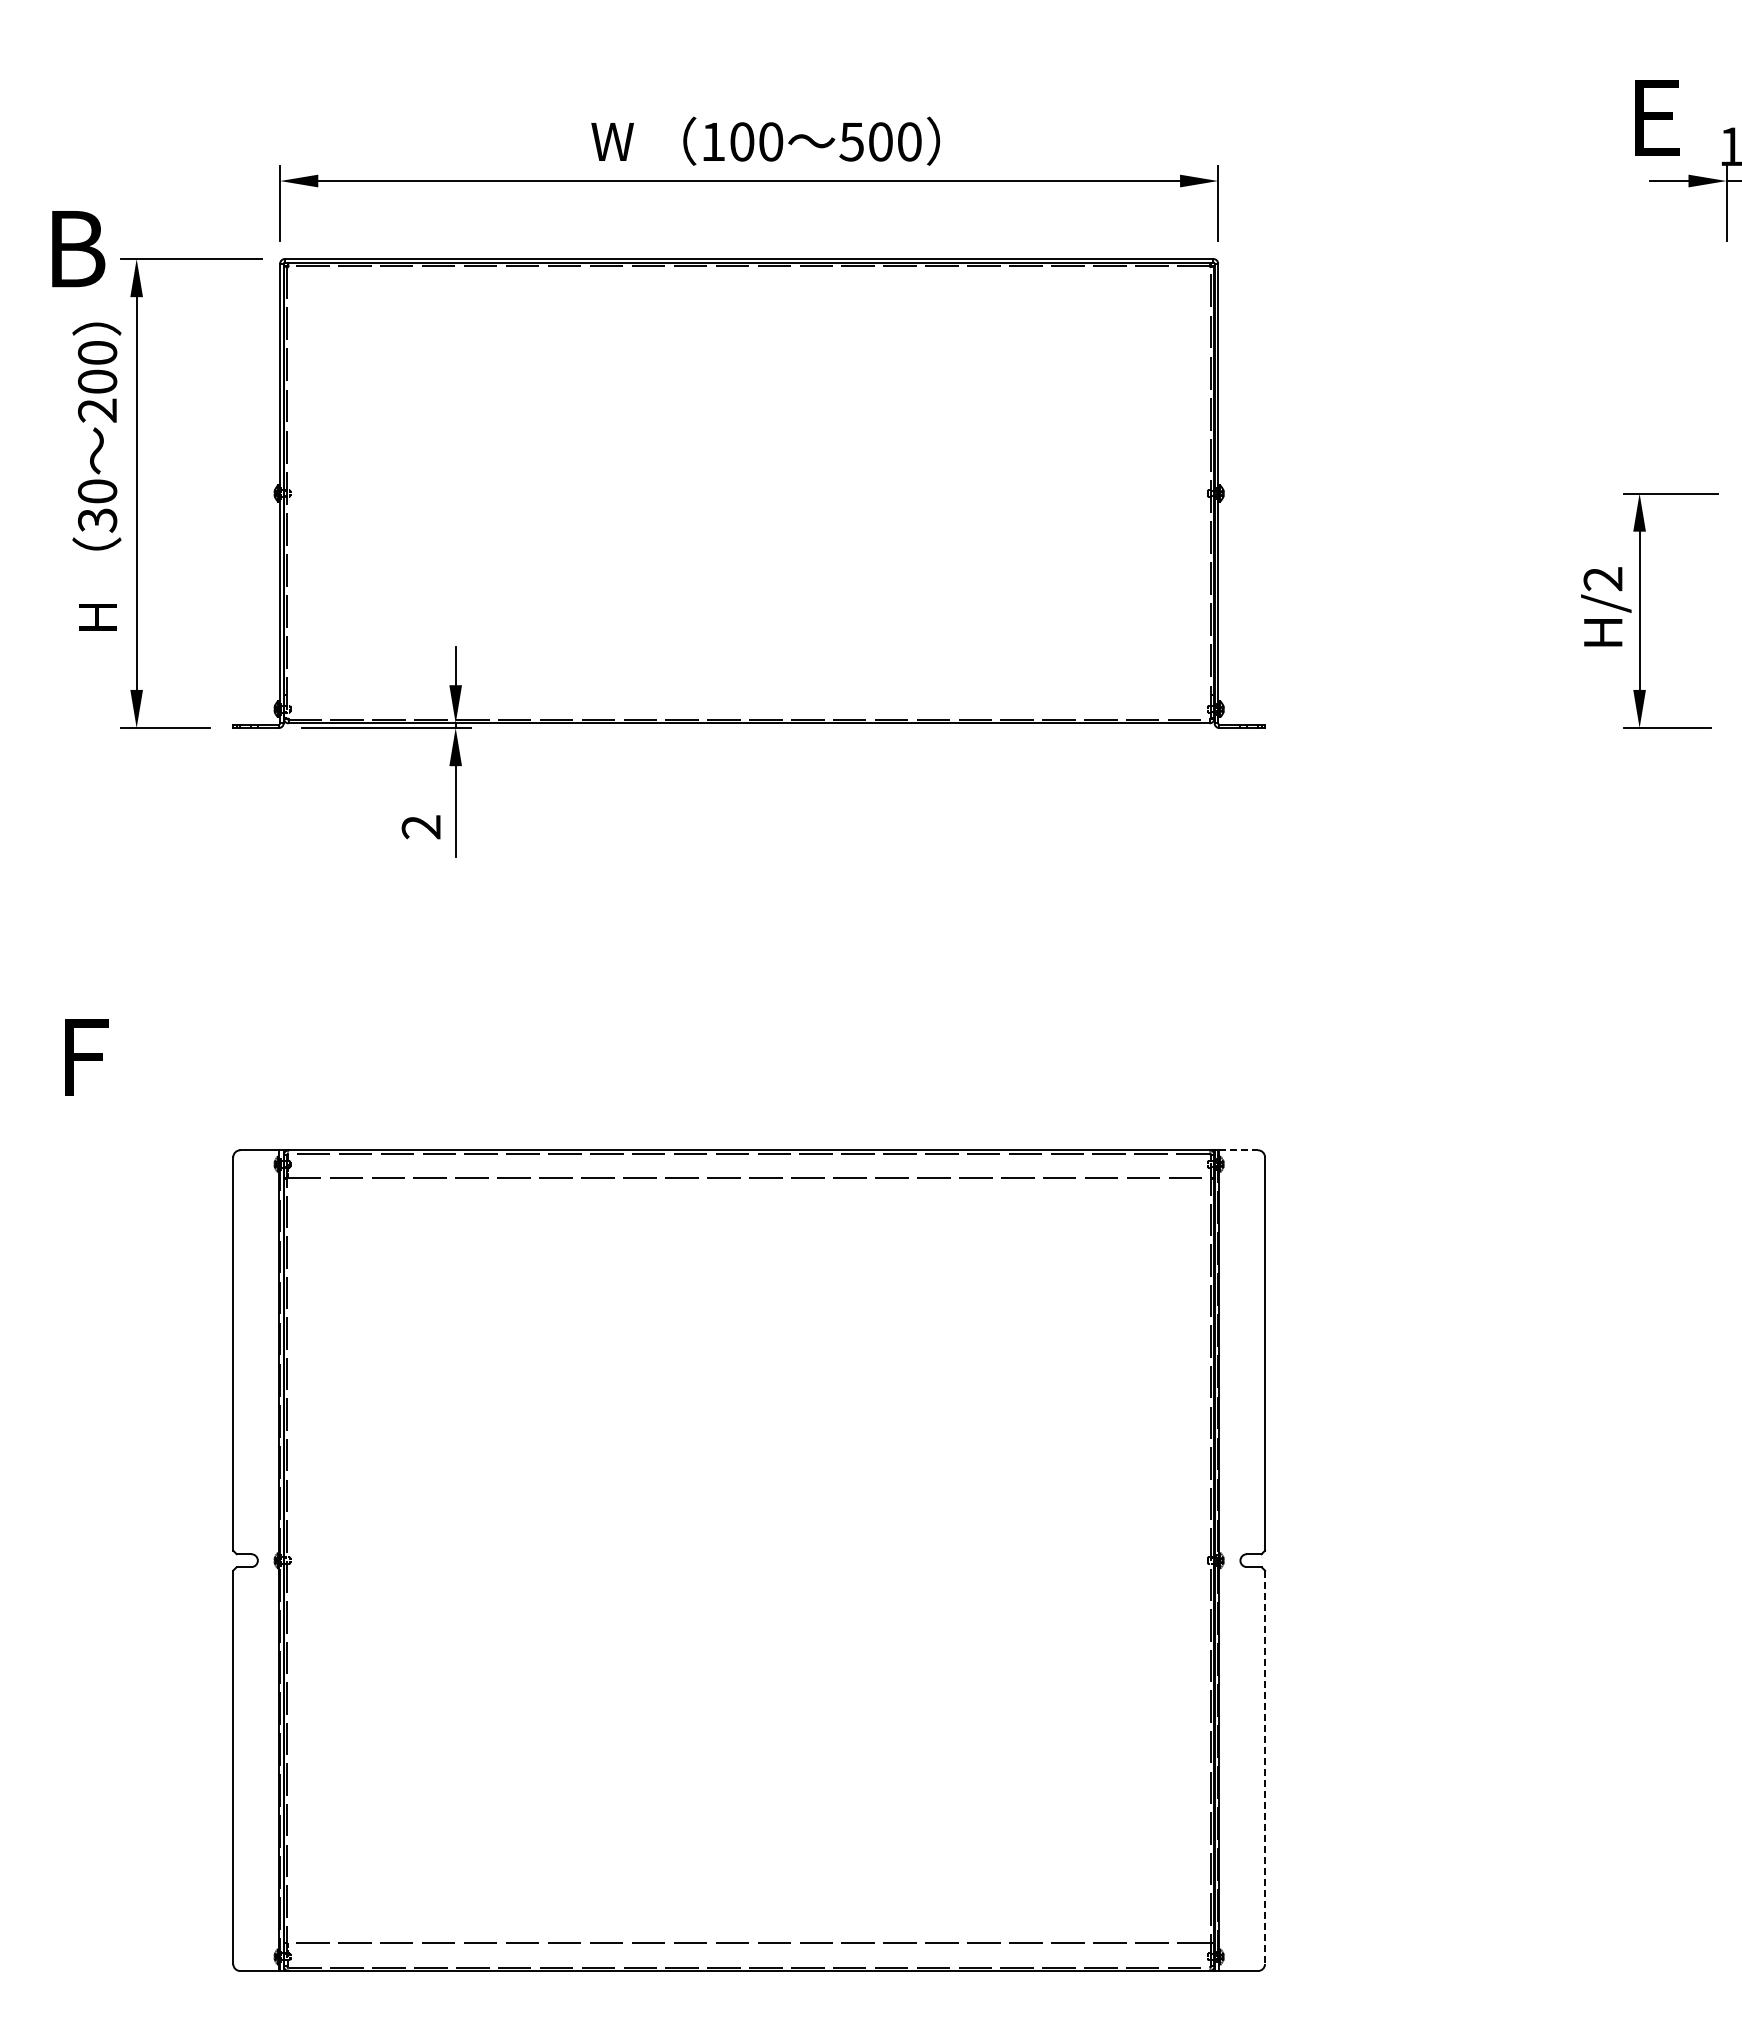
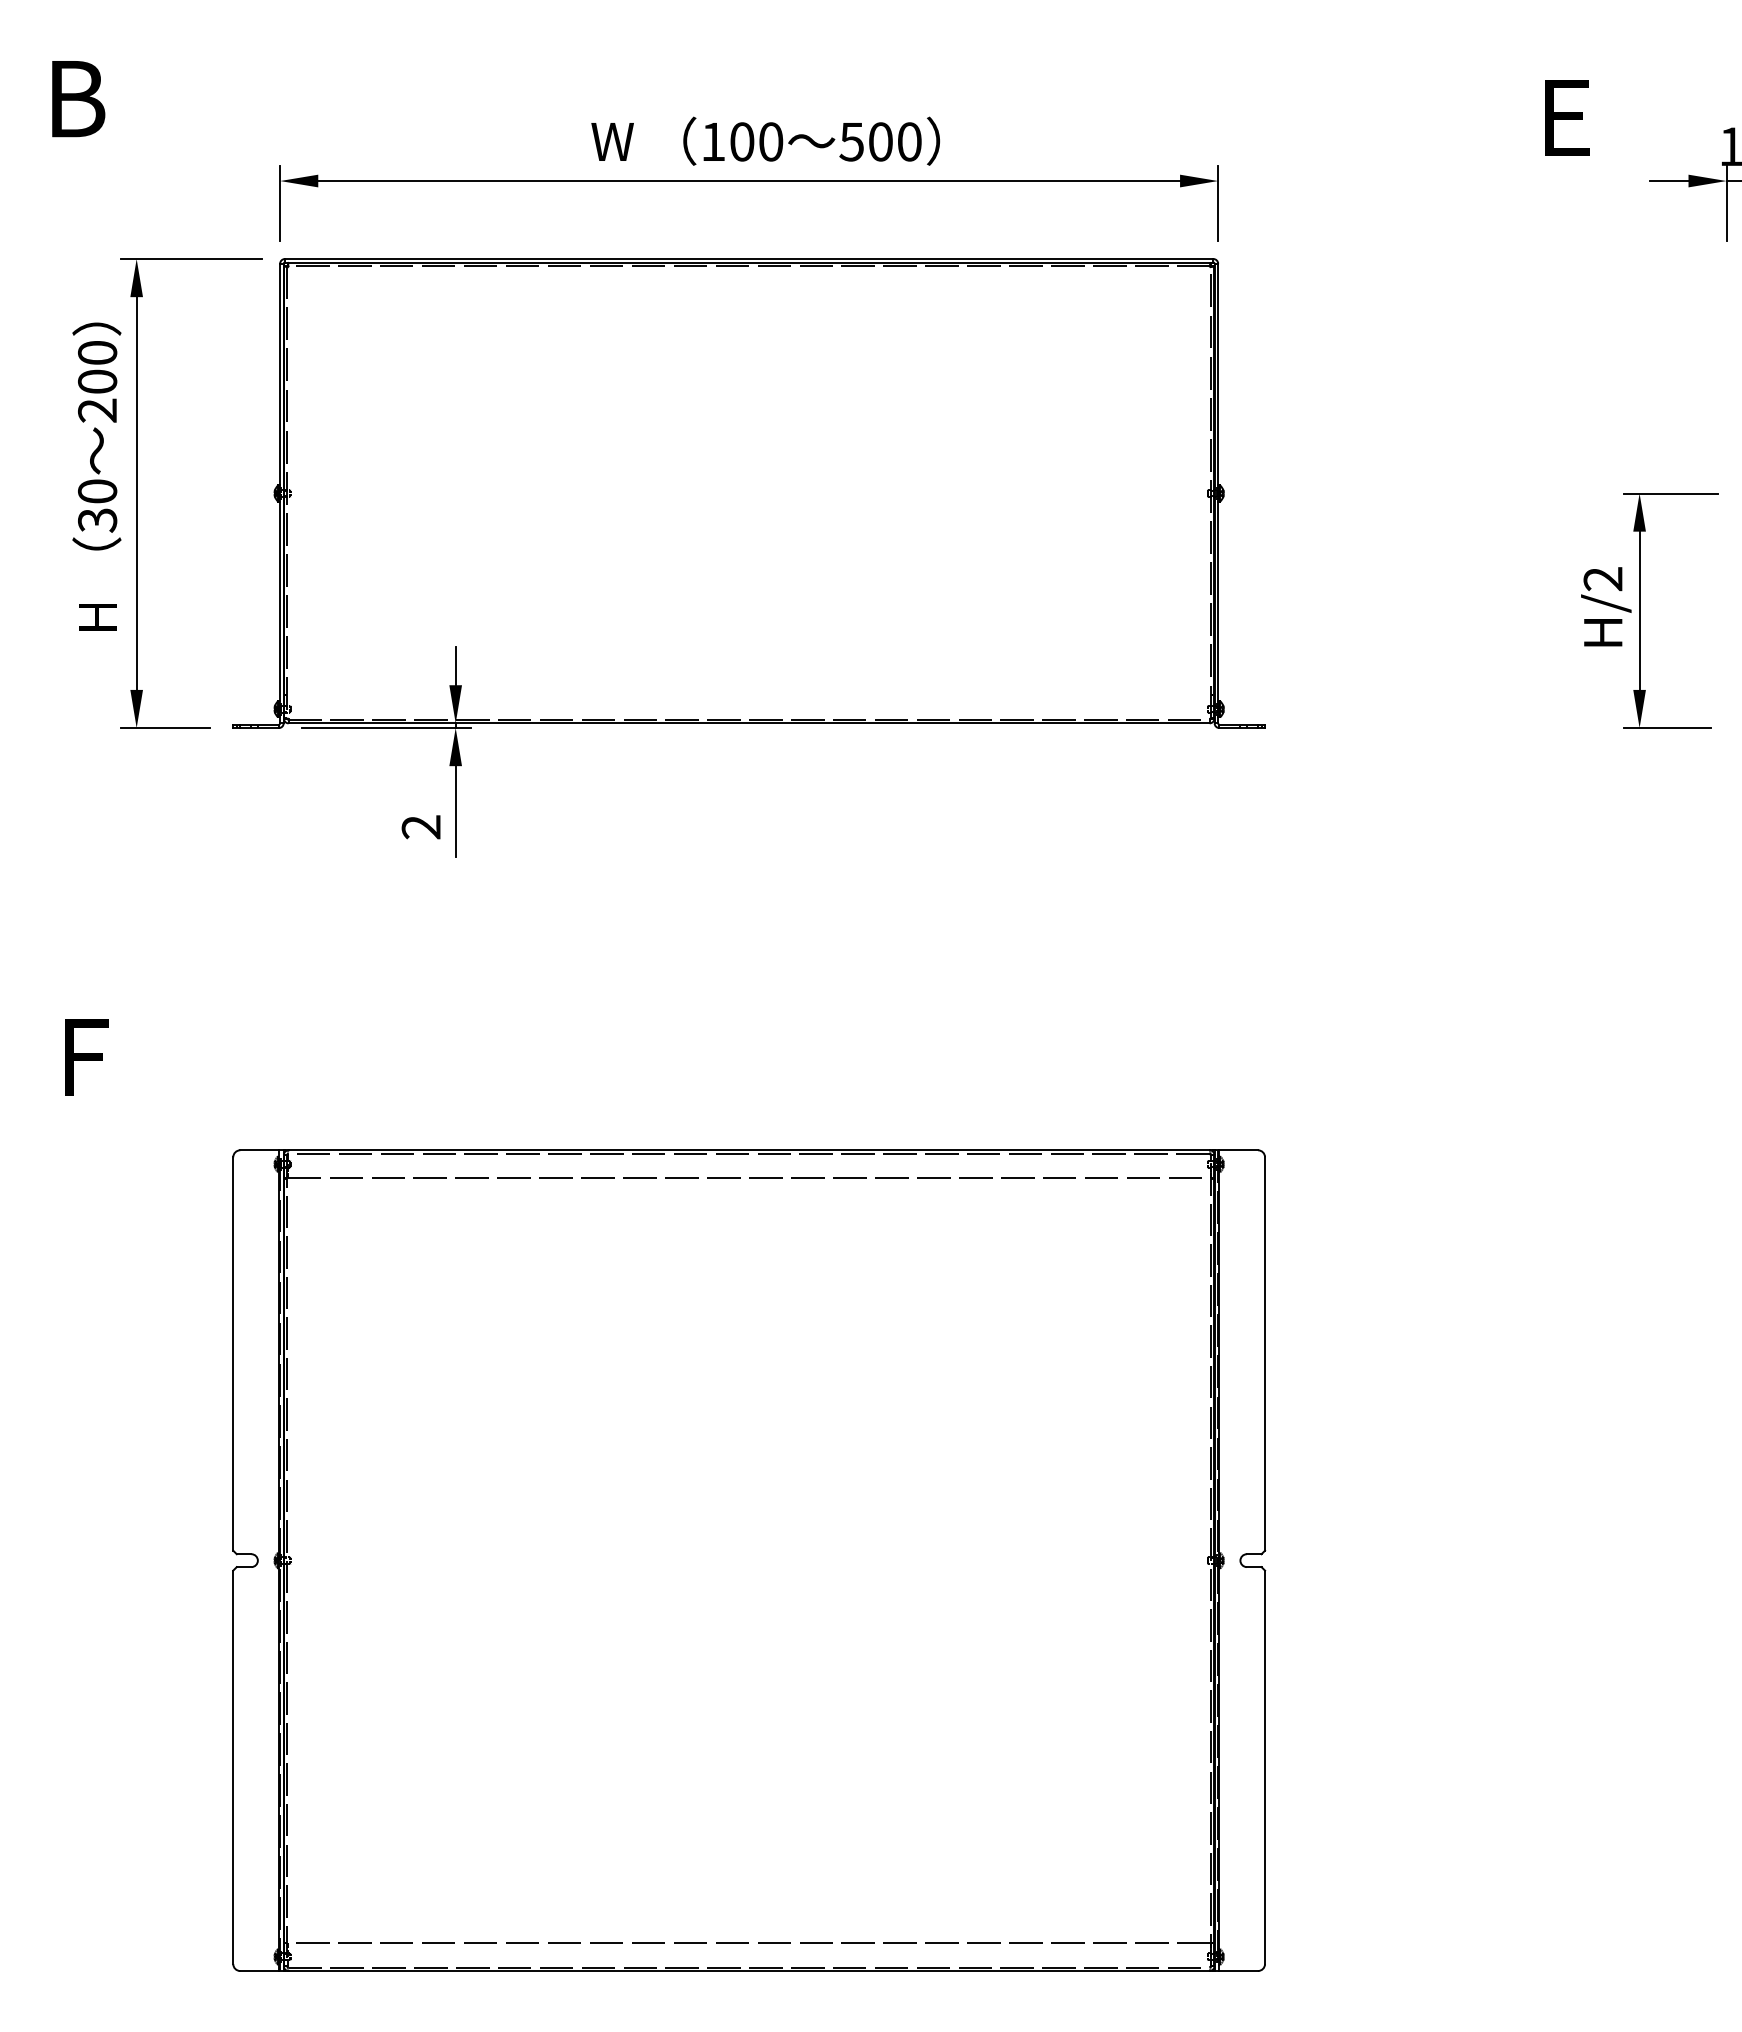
text position: (1657, 117) -> (1567, 117) (1567, 117)
text position: (78, 249) -> (78, 99) (78, 99)
line: dashed -> solid (1239, 1150)
line: dashed -> solid (1265, 1767)
